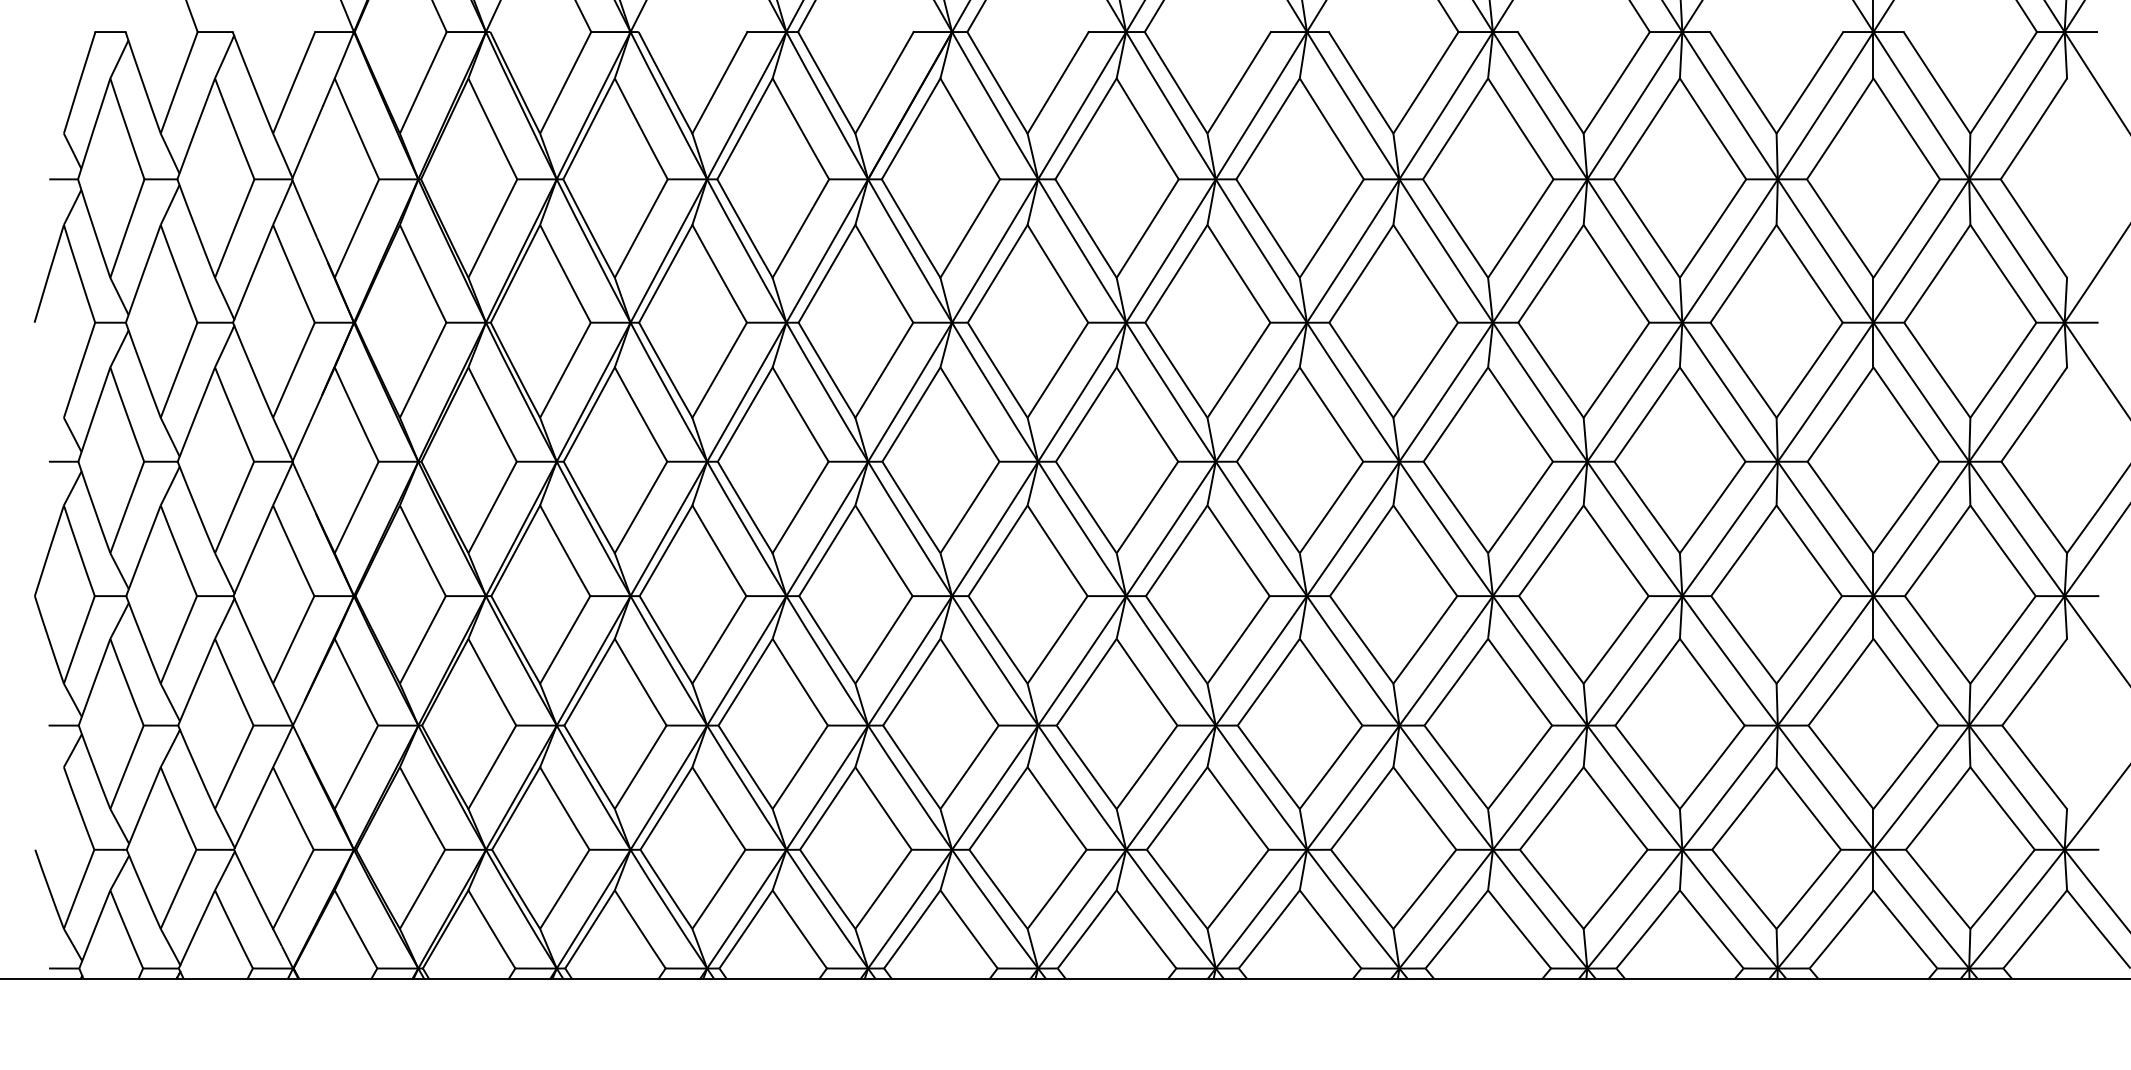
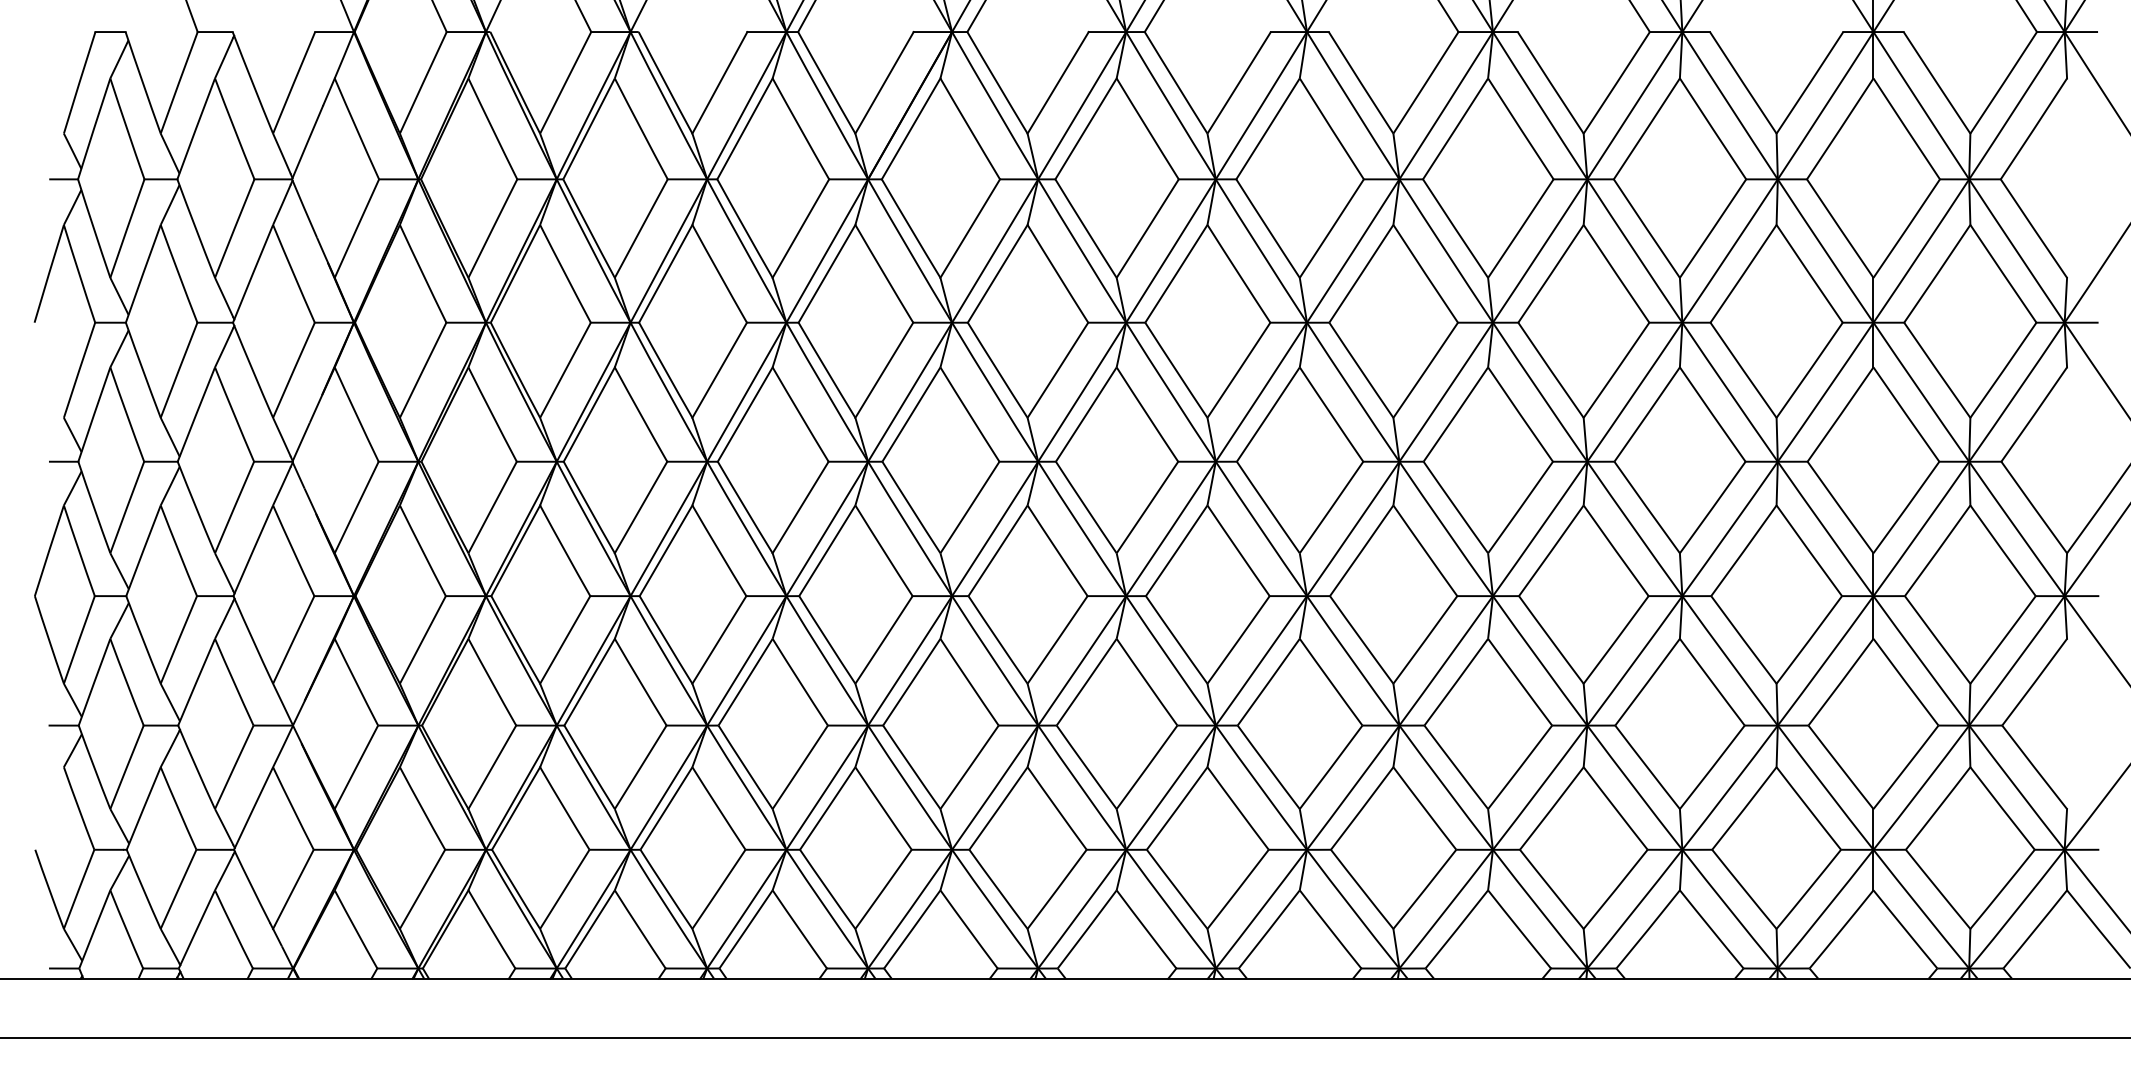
line: none -> present (1064, 1037)
